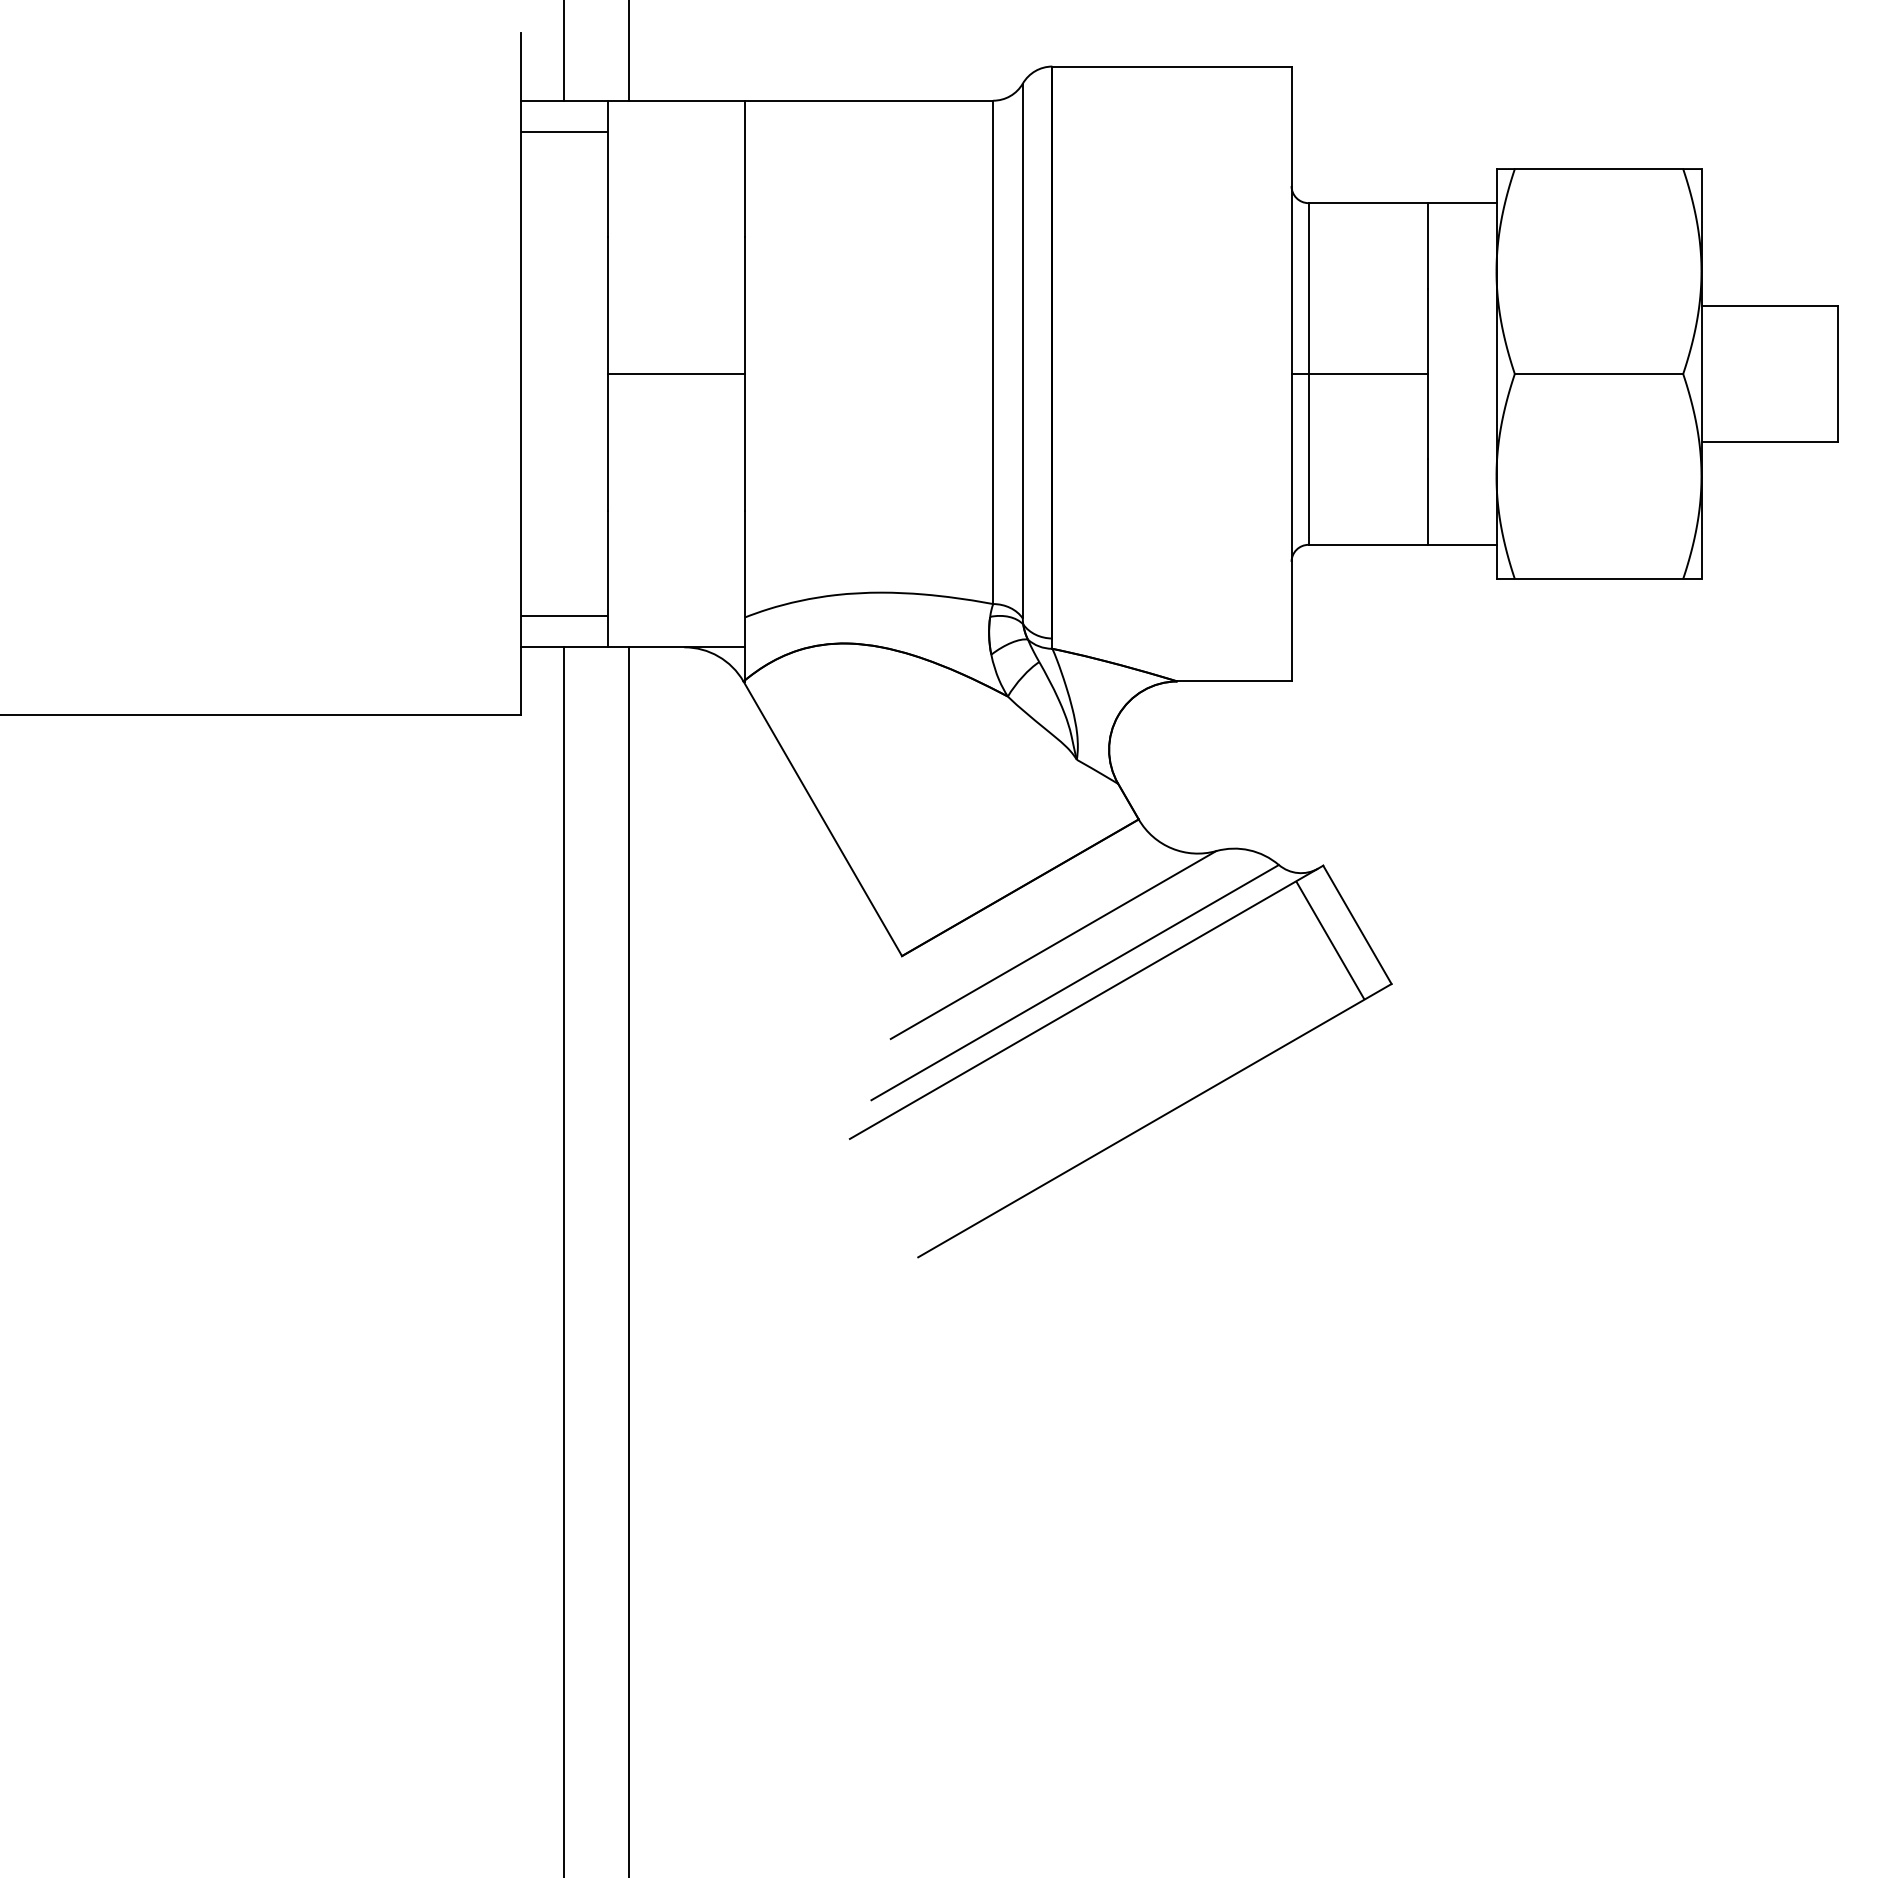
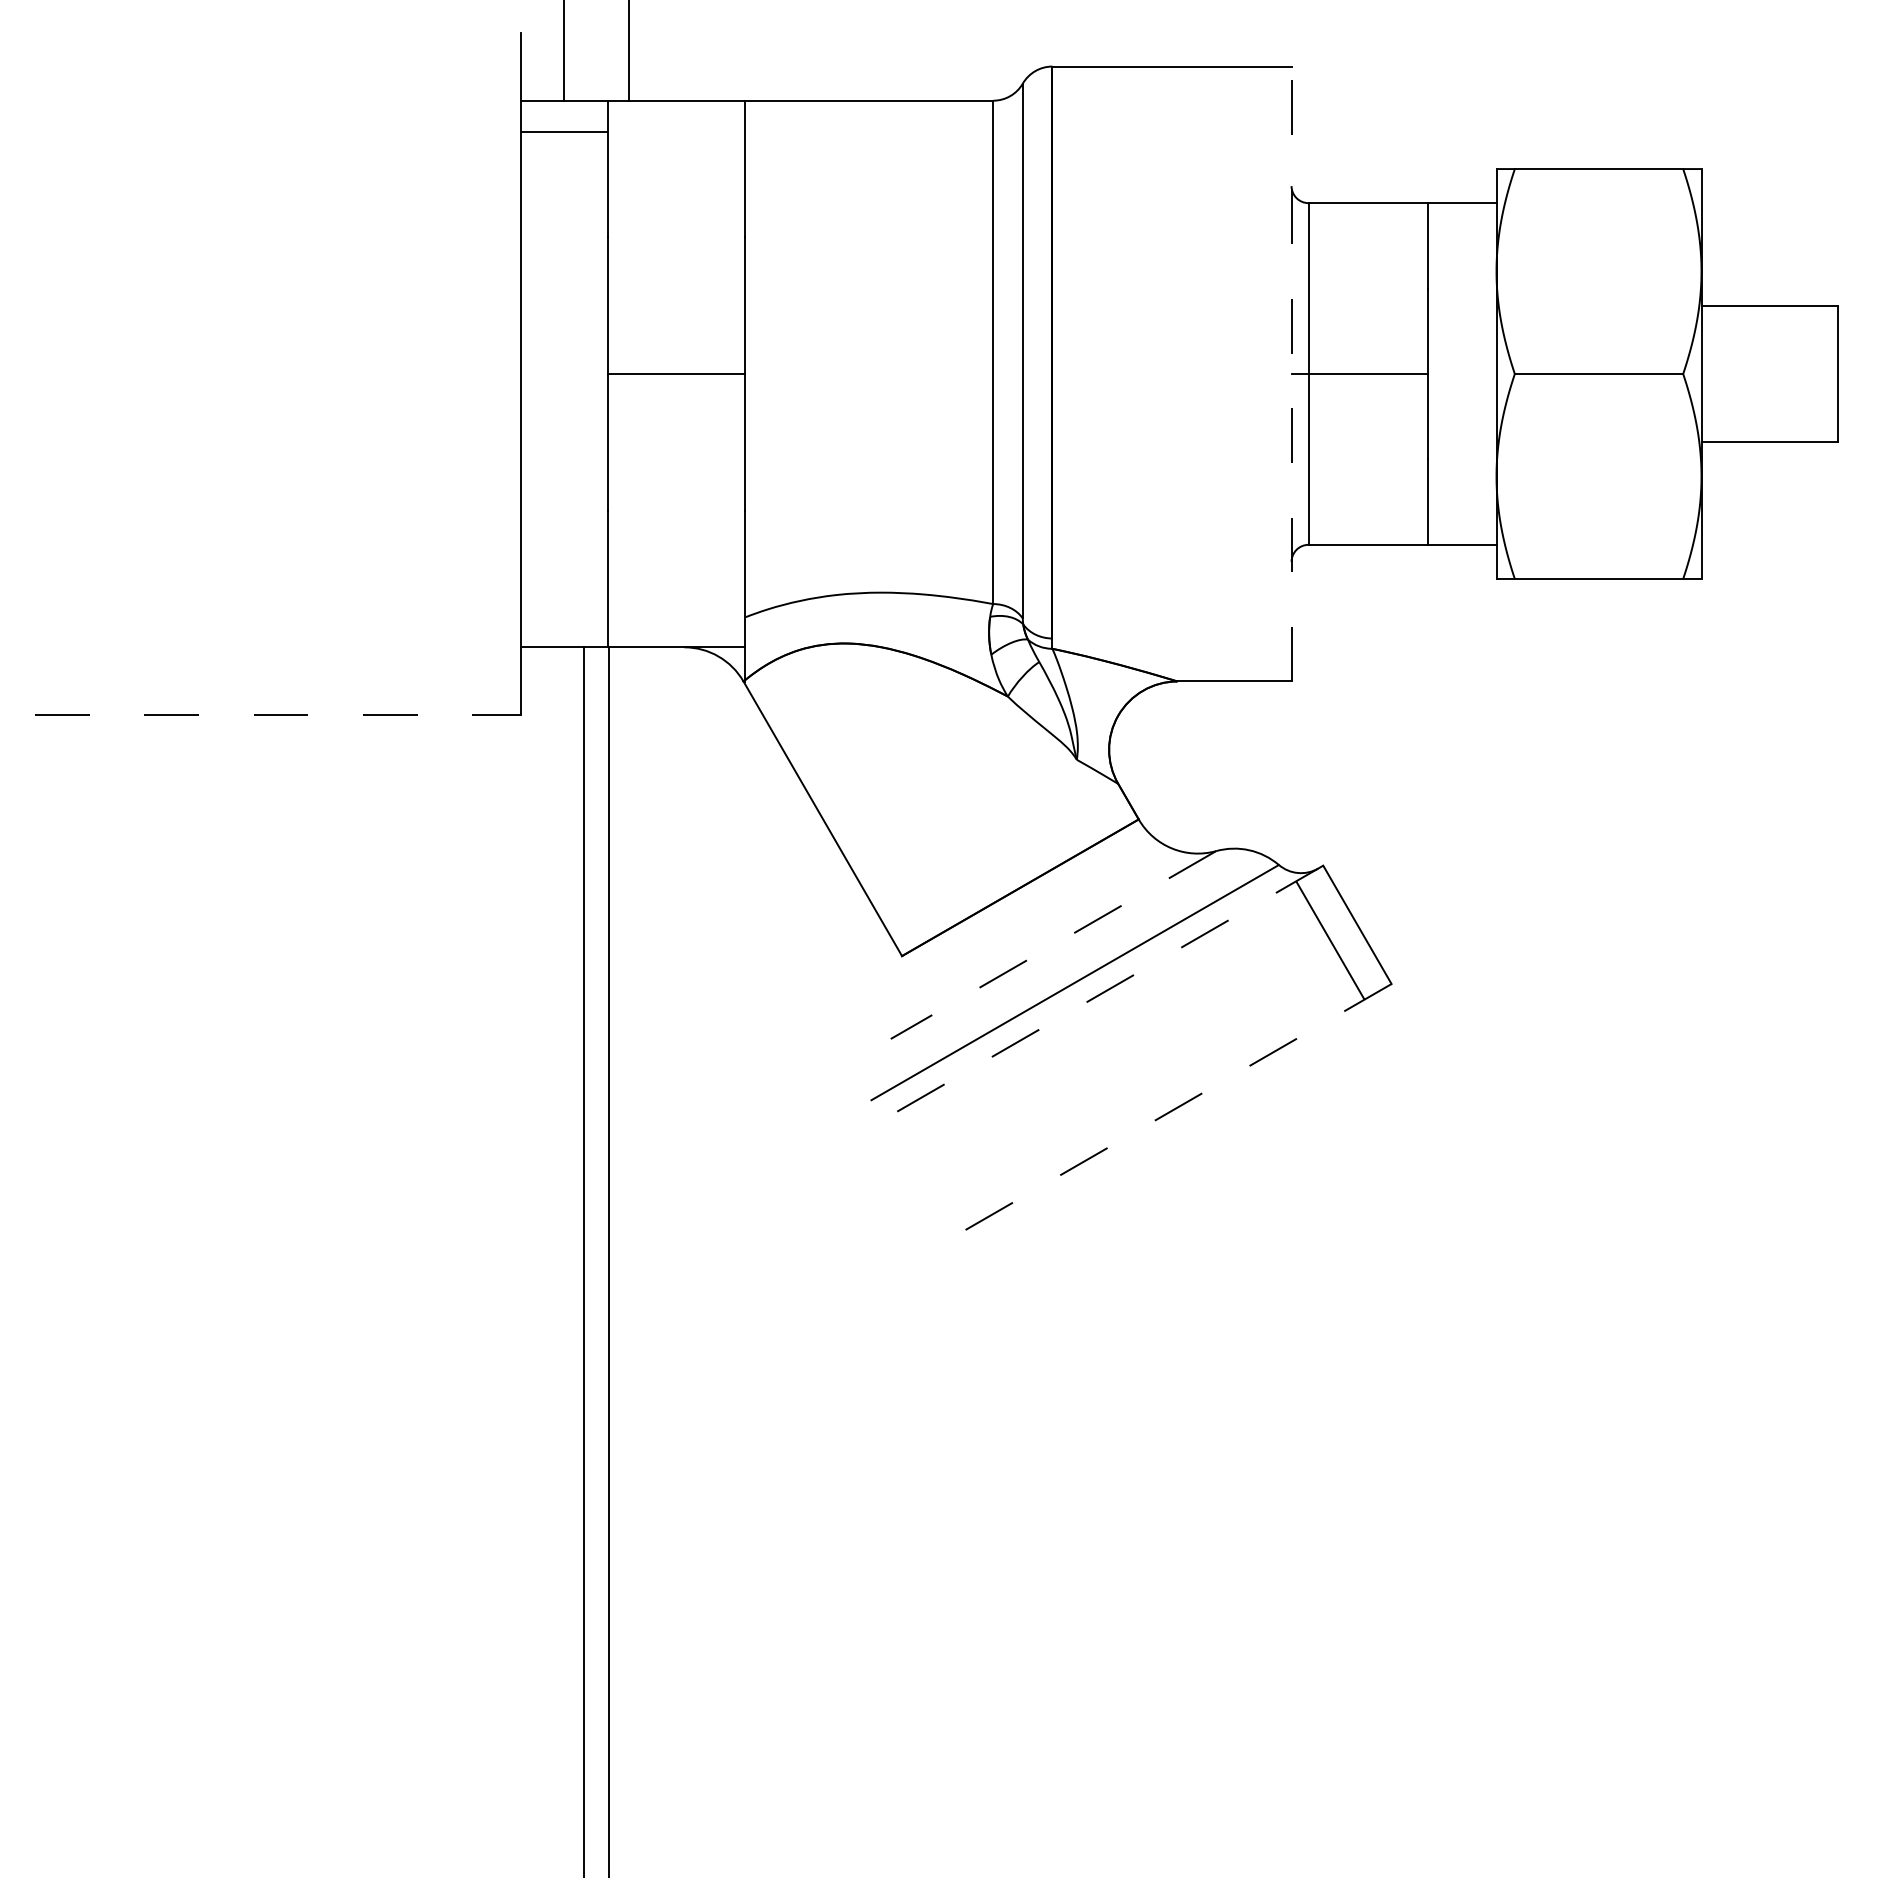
line: solid -> dashed (1291, 373)
line: present -> none (564, 616)
line: solid -> dashed (261, 714)
line: solid -> dashed (1053, 945)
line: solid -> dashed (1086, 1002)
line: solid -> dashed (1154, 1120)
line position: (564, 1260) -> (584, 1260) (584, 1260)
line position: (628, 1260) -> (608, 1260) (608, 1260)
